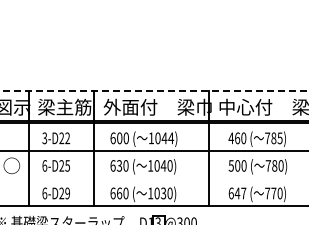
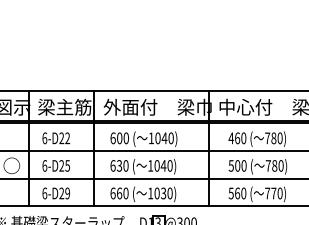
line: dashed -> solid (154, 91)
text: 3-D22 -> 6-D22 (44, 138)
text: 1044) -> 1040) (171, 138)
text: 785) -> 780) (279, 138)
line: none -> present (153, 178)
text: 647 -> 560 (237, 193)
